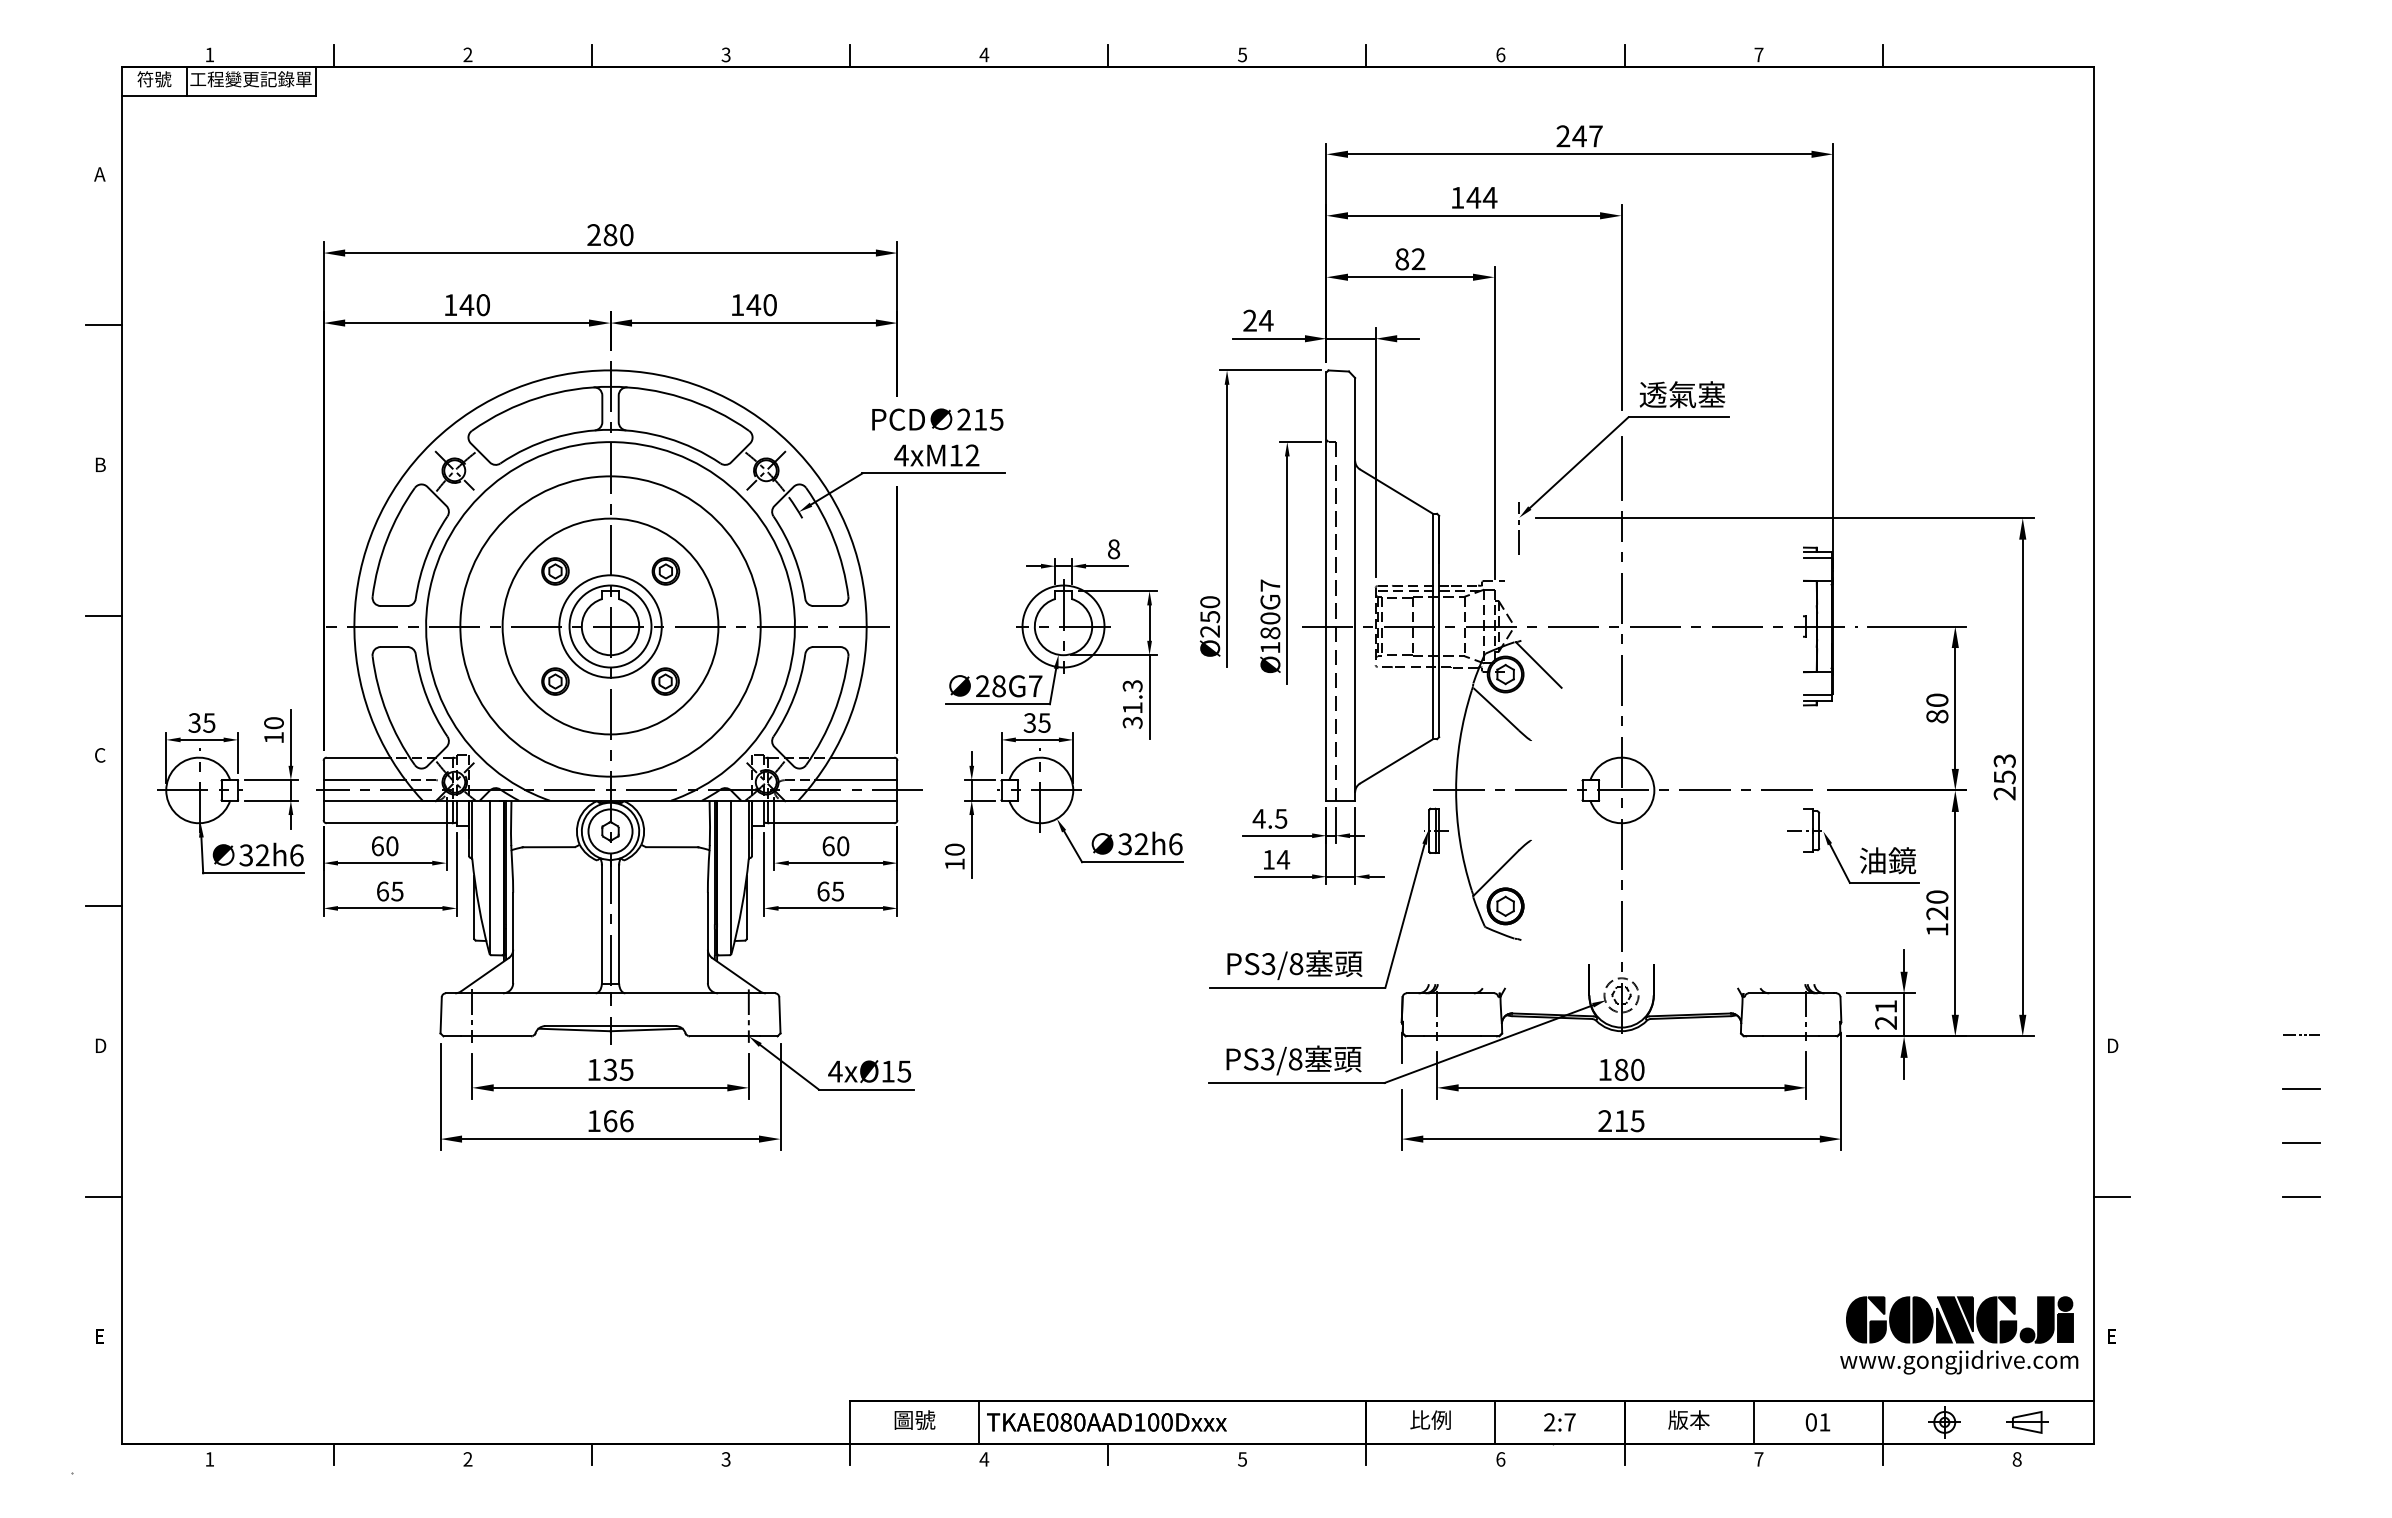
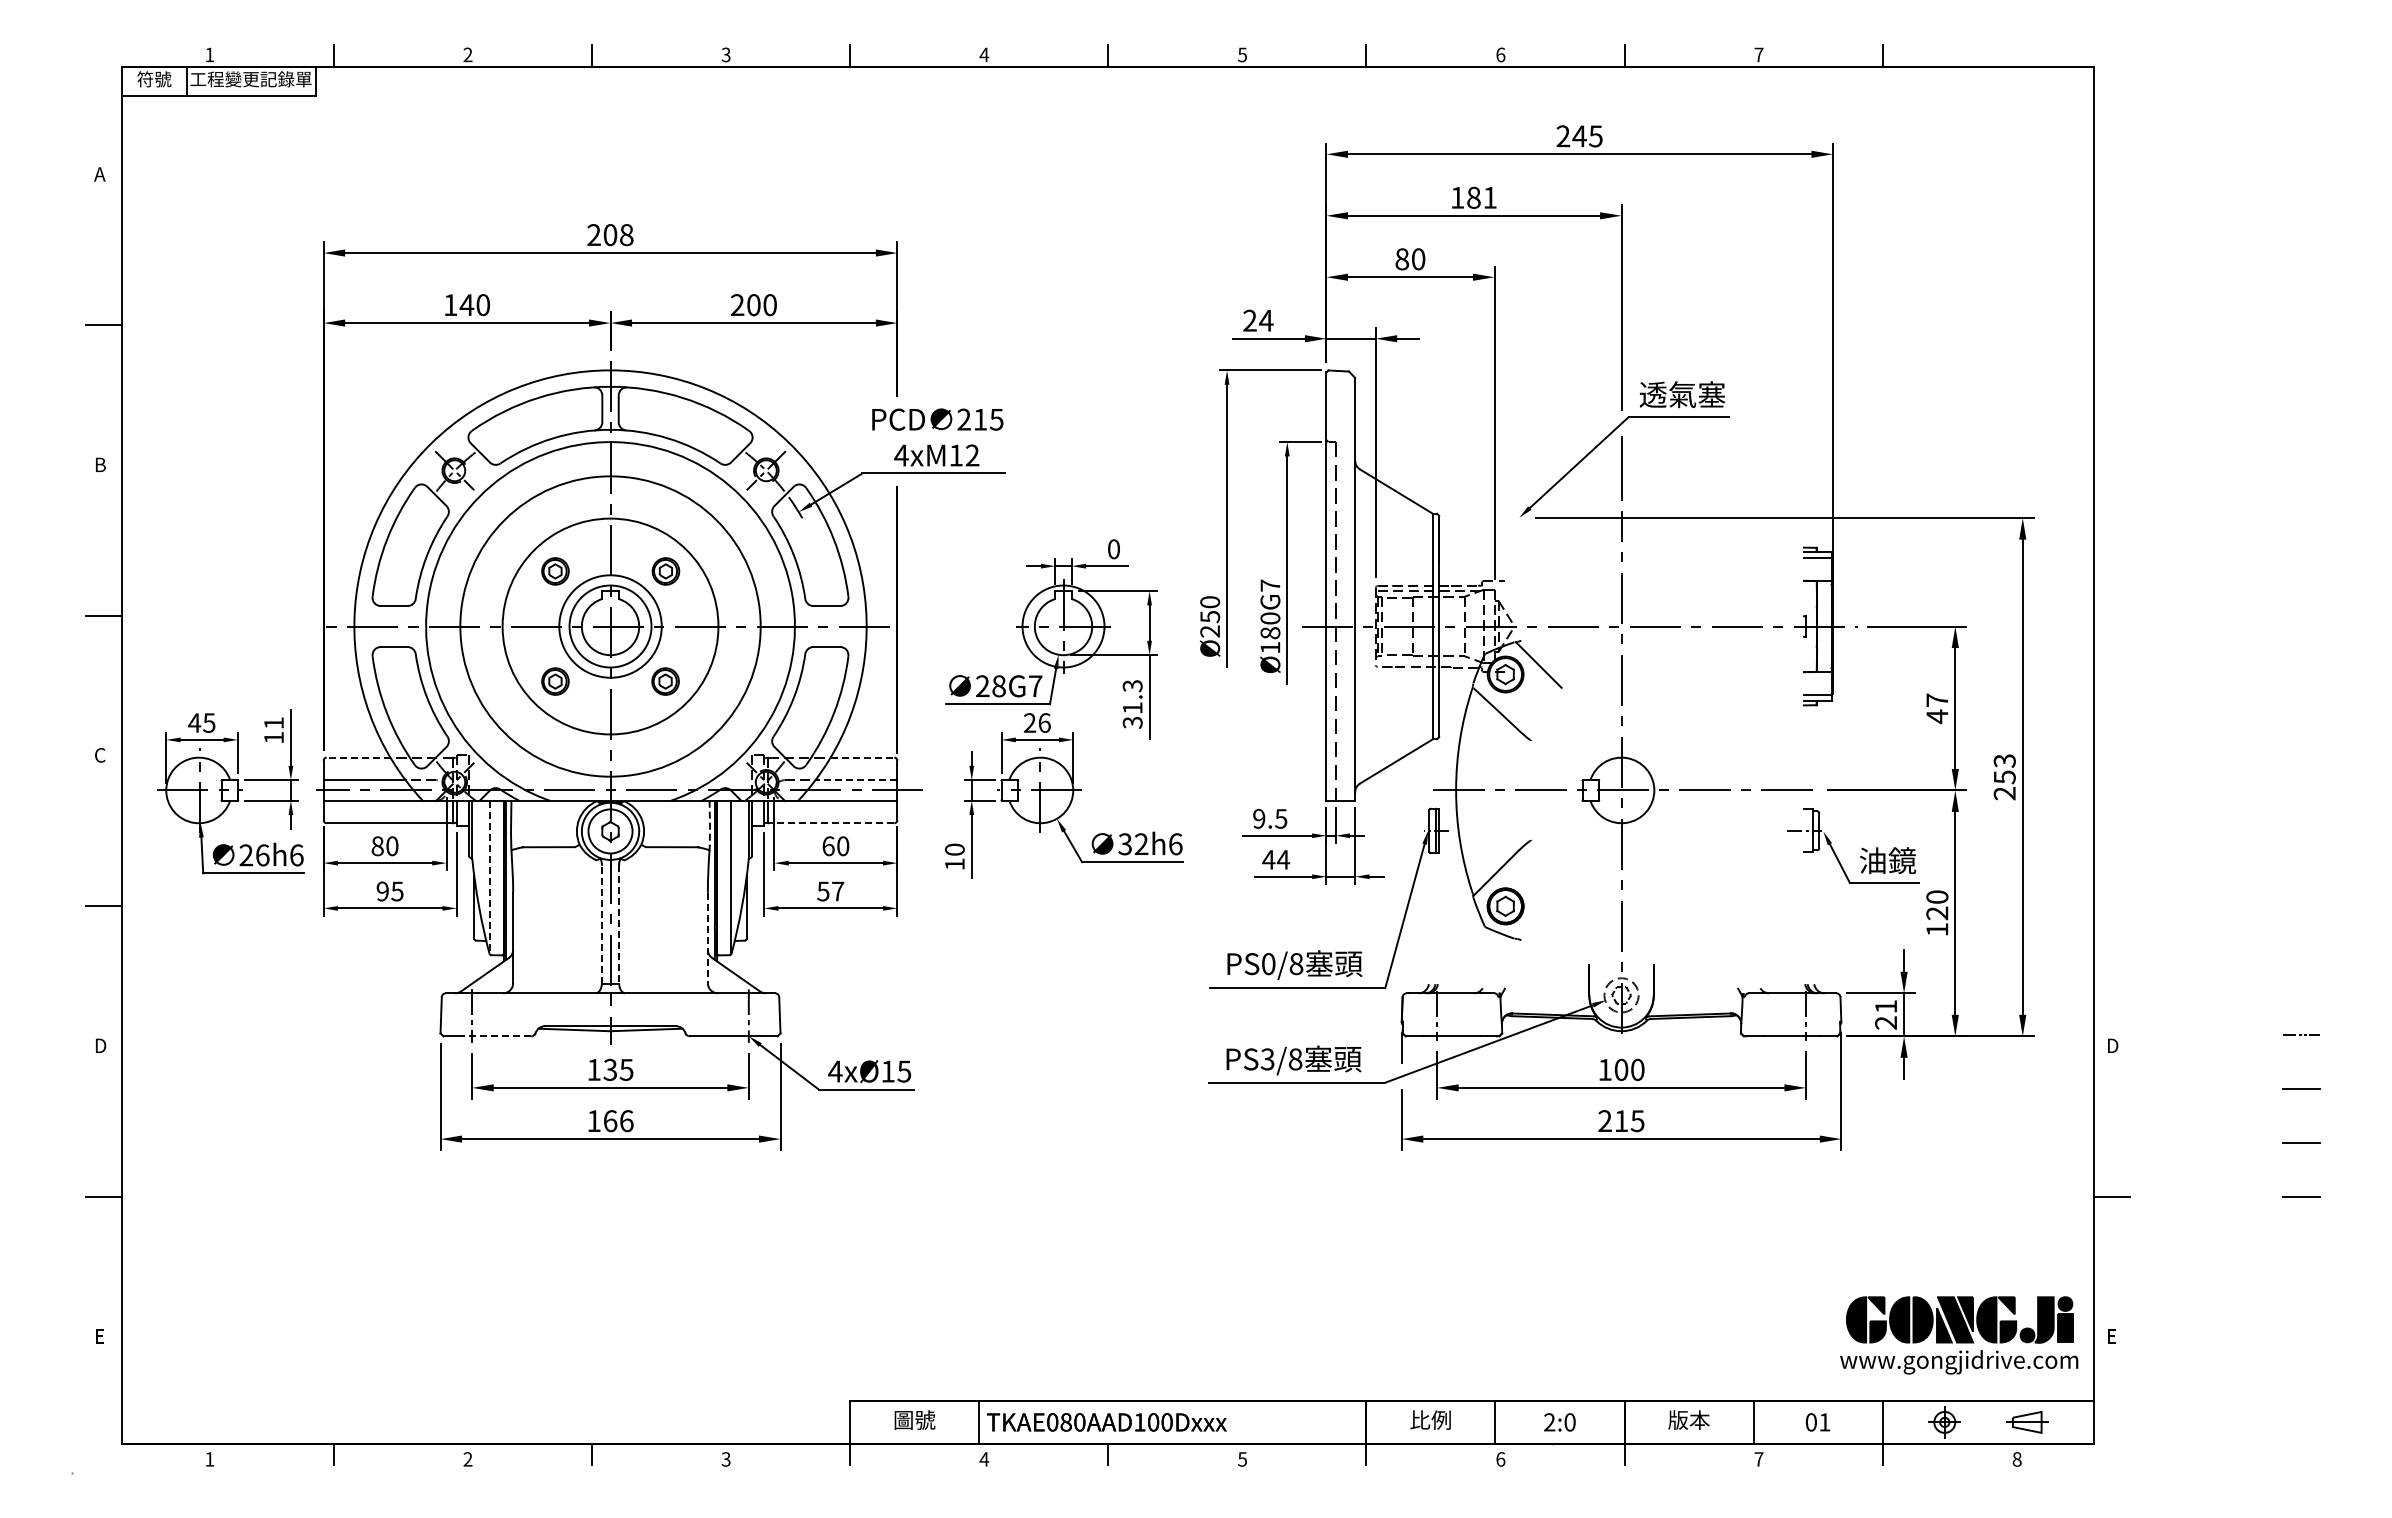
text: 247 -> 245 (1595, 136)
text: 144 -> 181 (1481, 197)
text: 280 -> 208 (618, 234)
text: 82 -> 80 (1418, 259)
text: 140 -> 200 (745, 305)
line: present -> none (1519, 528)
text: 8 -> 0 (1114, 548)
text: 80 -> 47 (1937, 708)
text: 35 -> 45 (194, 722)
text: 35 -> 26 (1036, 722)
text: 10 -> 11 (273, 723)
line: solid -> dashed (358, 757)
line: solid -> dashed (862, 757)
line: solid -> dashed (856, 780)
text: 4.5 -> 9.5 (1258, 818)
line: solid -> dashed (709, 823)
line: solid -> dashed (830, 823)
text: 60 -> 80 (377, 846)
text: 32h6 -> 26h6 (254, 855)
text: 14 -> 44 (1268, 859)
line: solid -> dashed (489, 877)
text: 65 -> 95 (382, 891)
text: 65 -> 57 (830, 891)
line: solid -> dashed (601, 923)
line: solid -> dashed (619, 924)
line: solid -> dashed (707, 938)
text: PS3/8 -> PS0/8 (1268, 964)
line: solid -> dashed (495, 1036)
text: 180 -> 100 (1621, 1069)
text: 2:7 -> 2:0 (1569, 1422)
